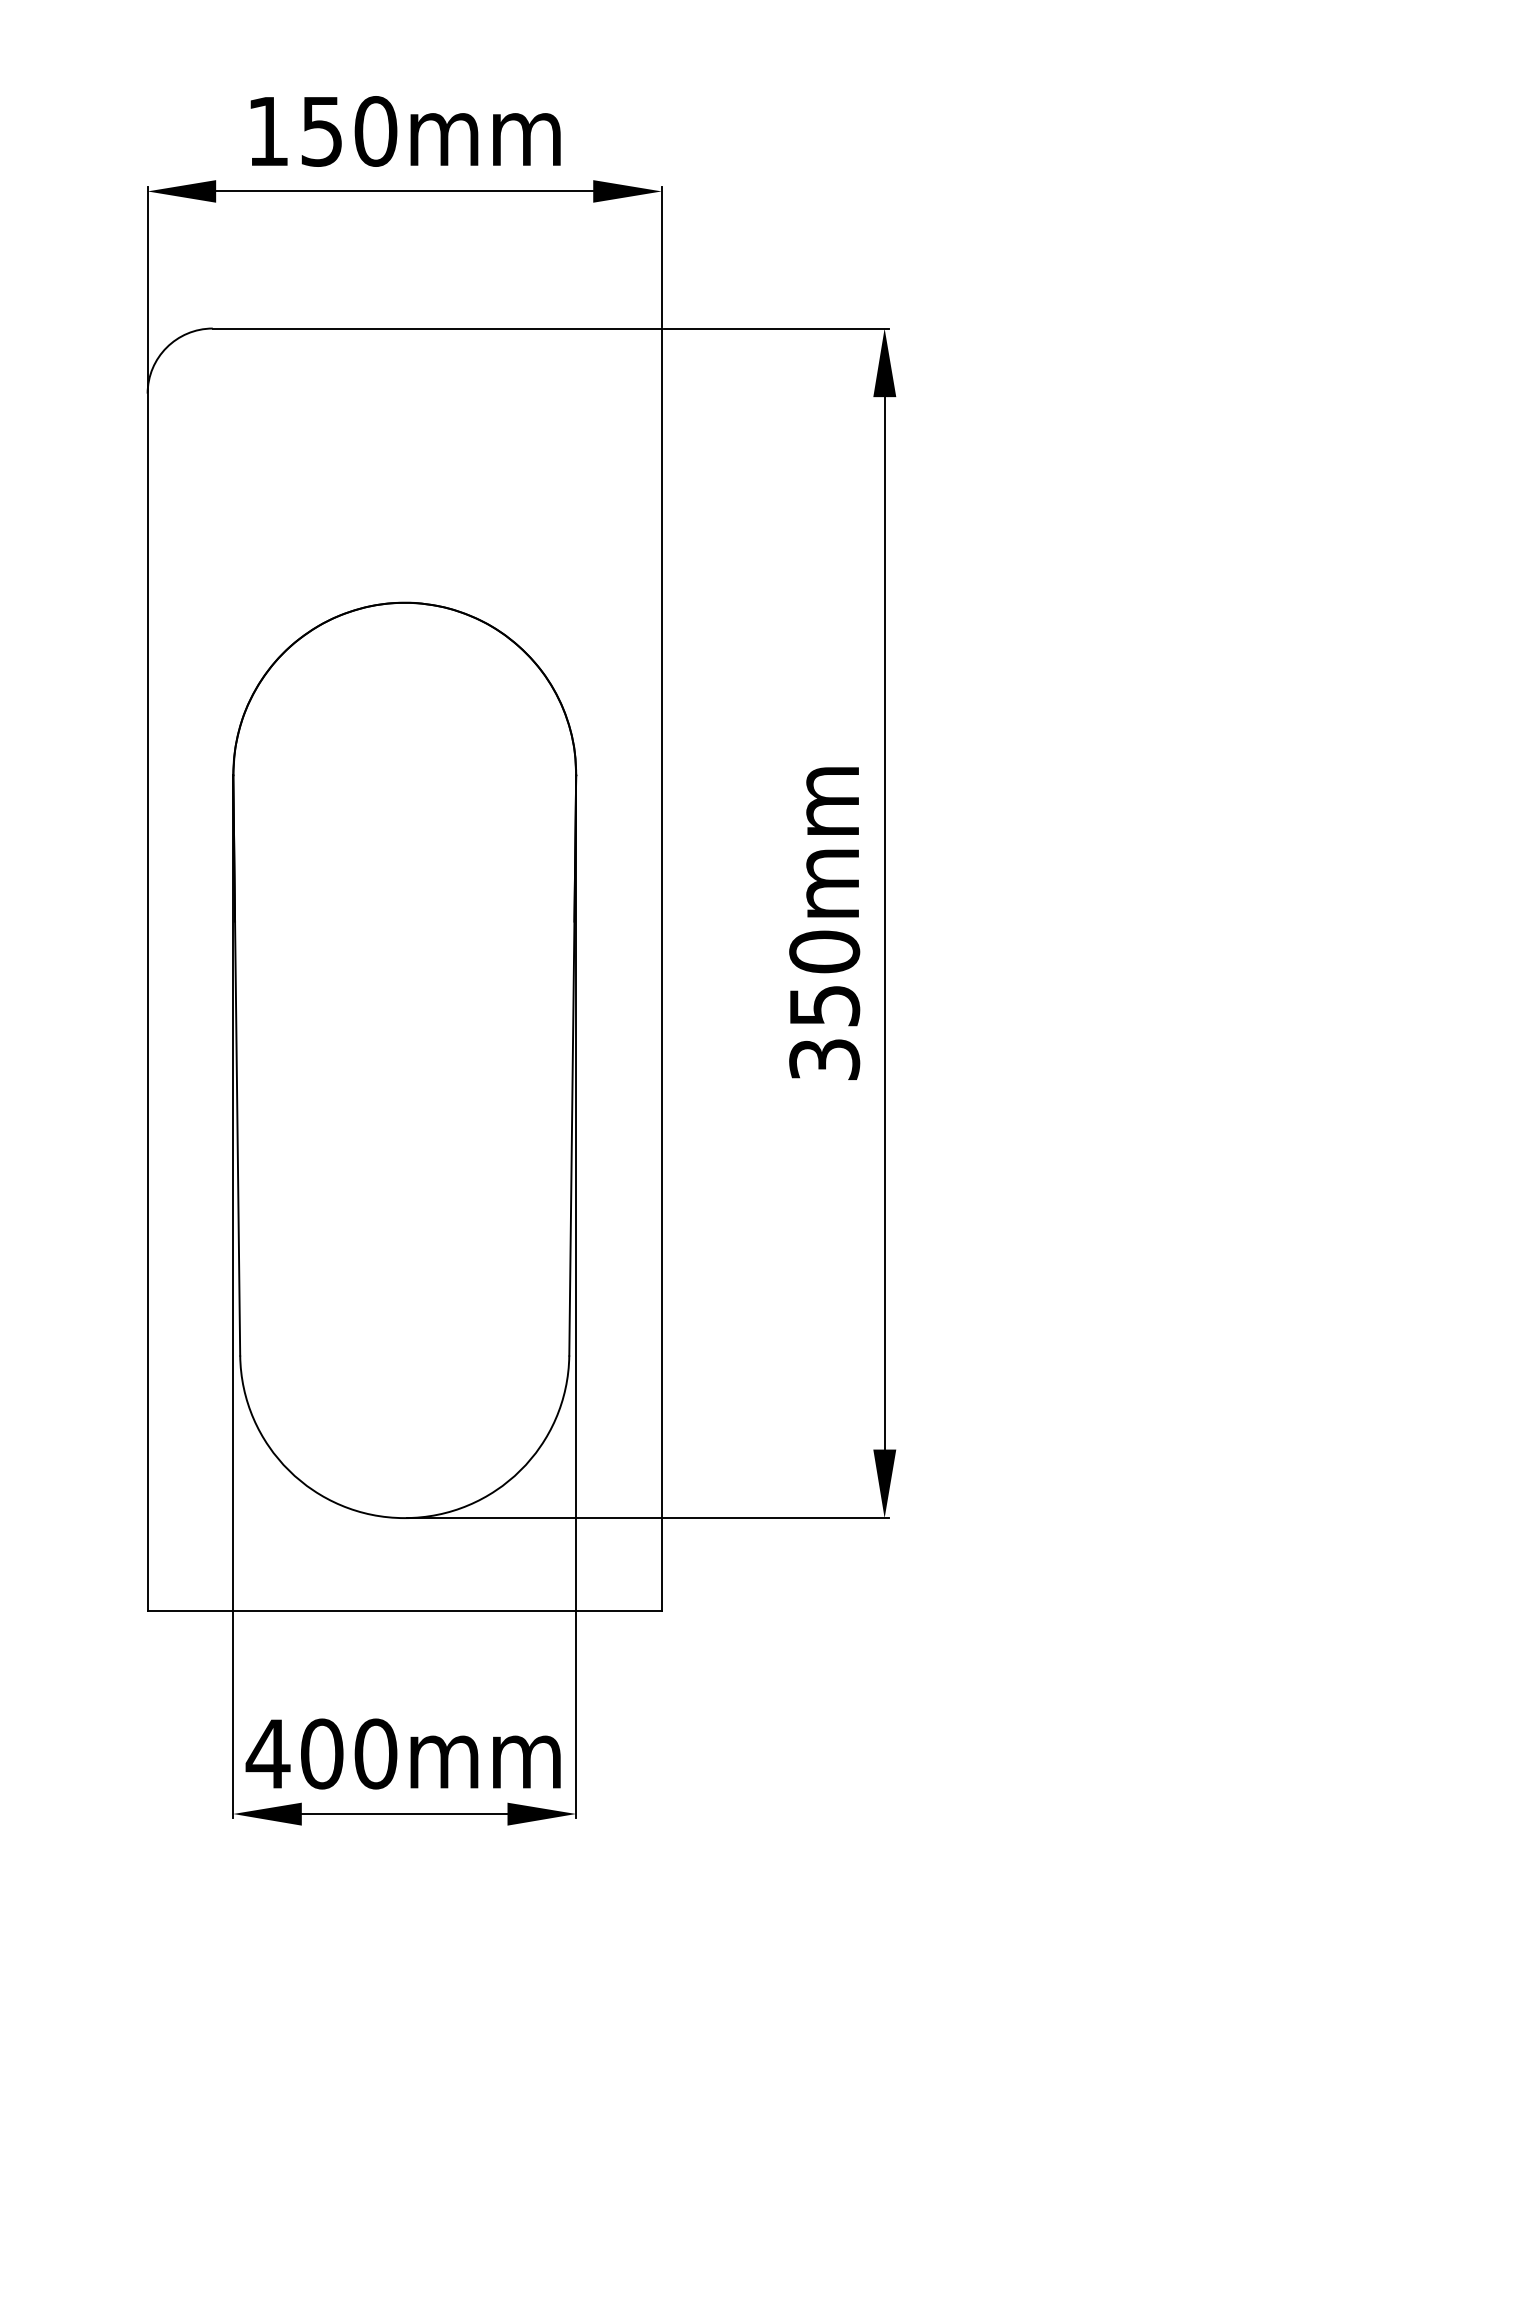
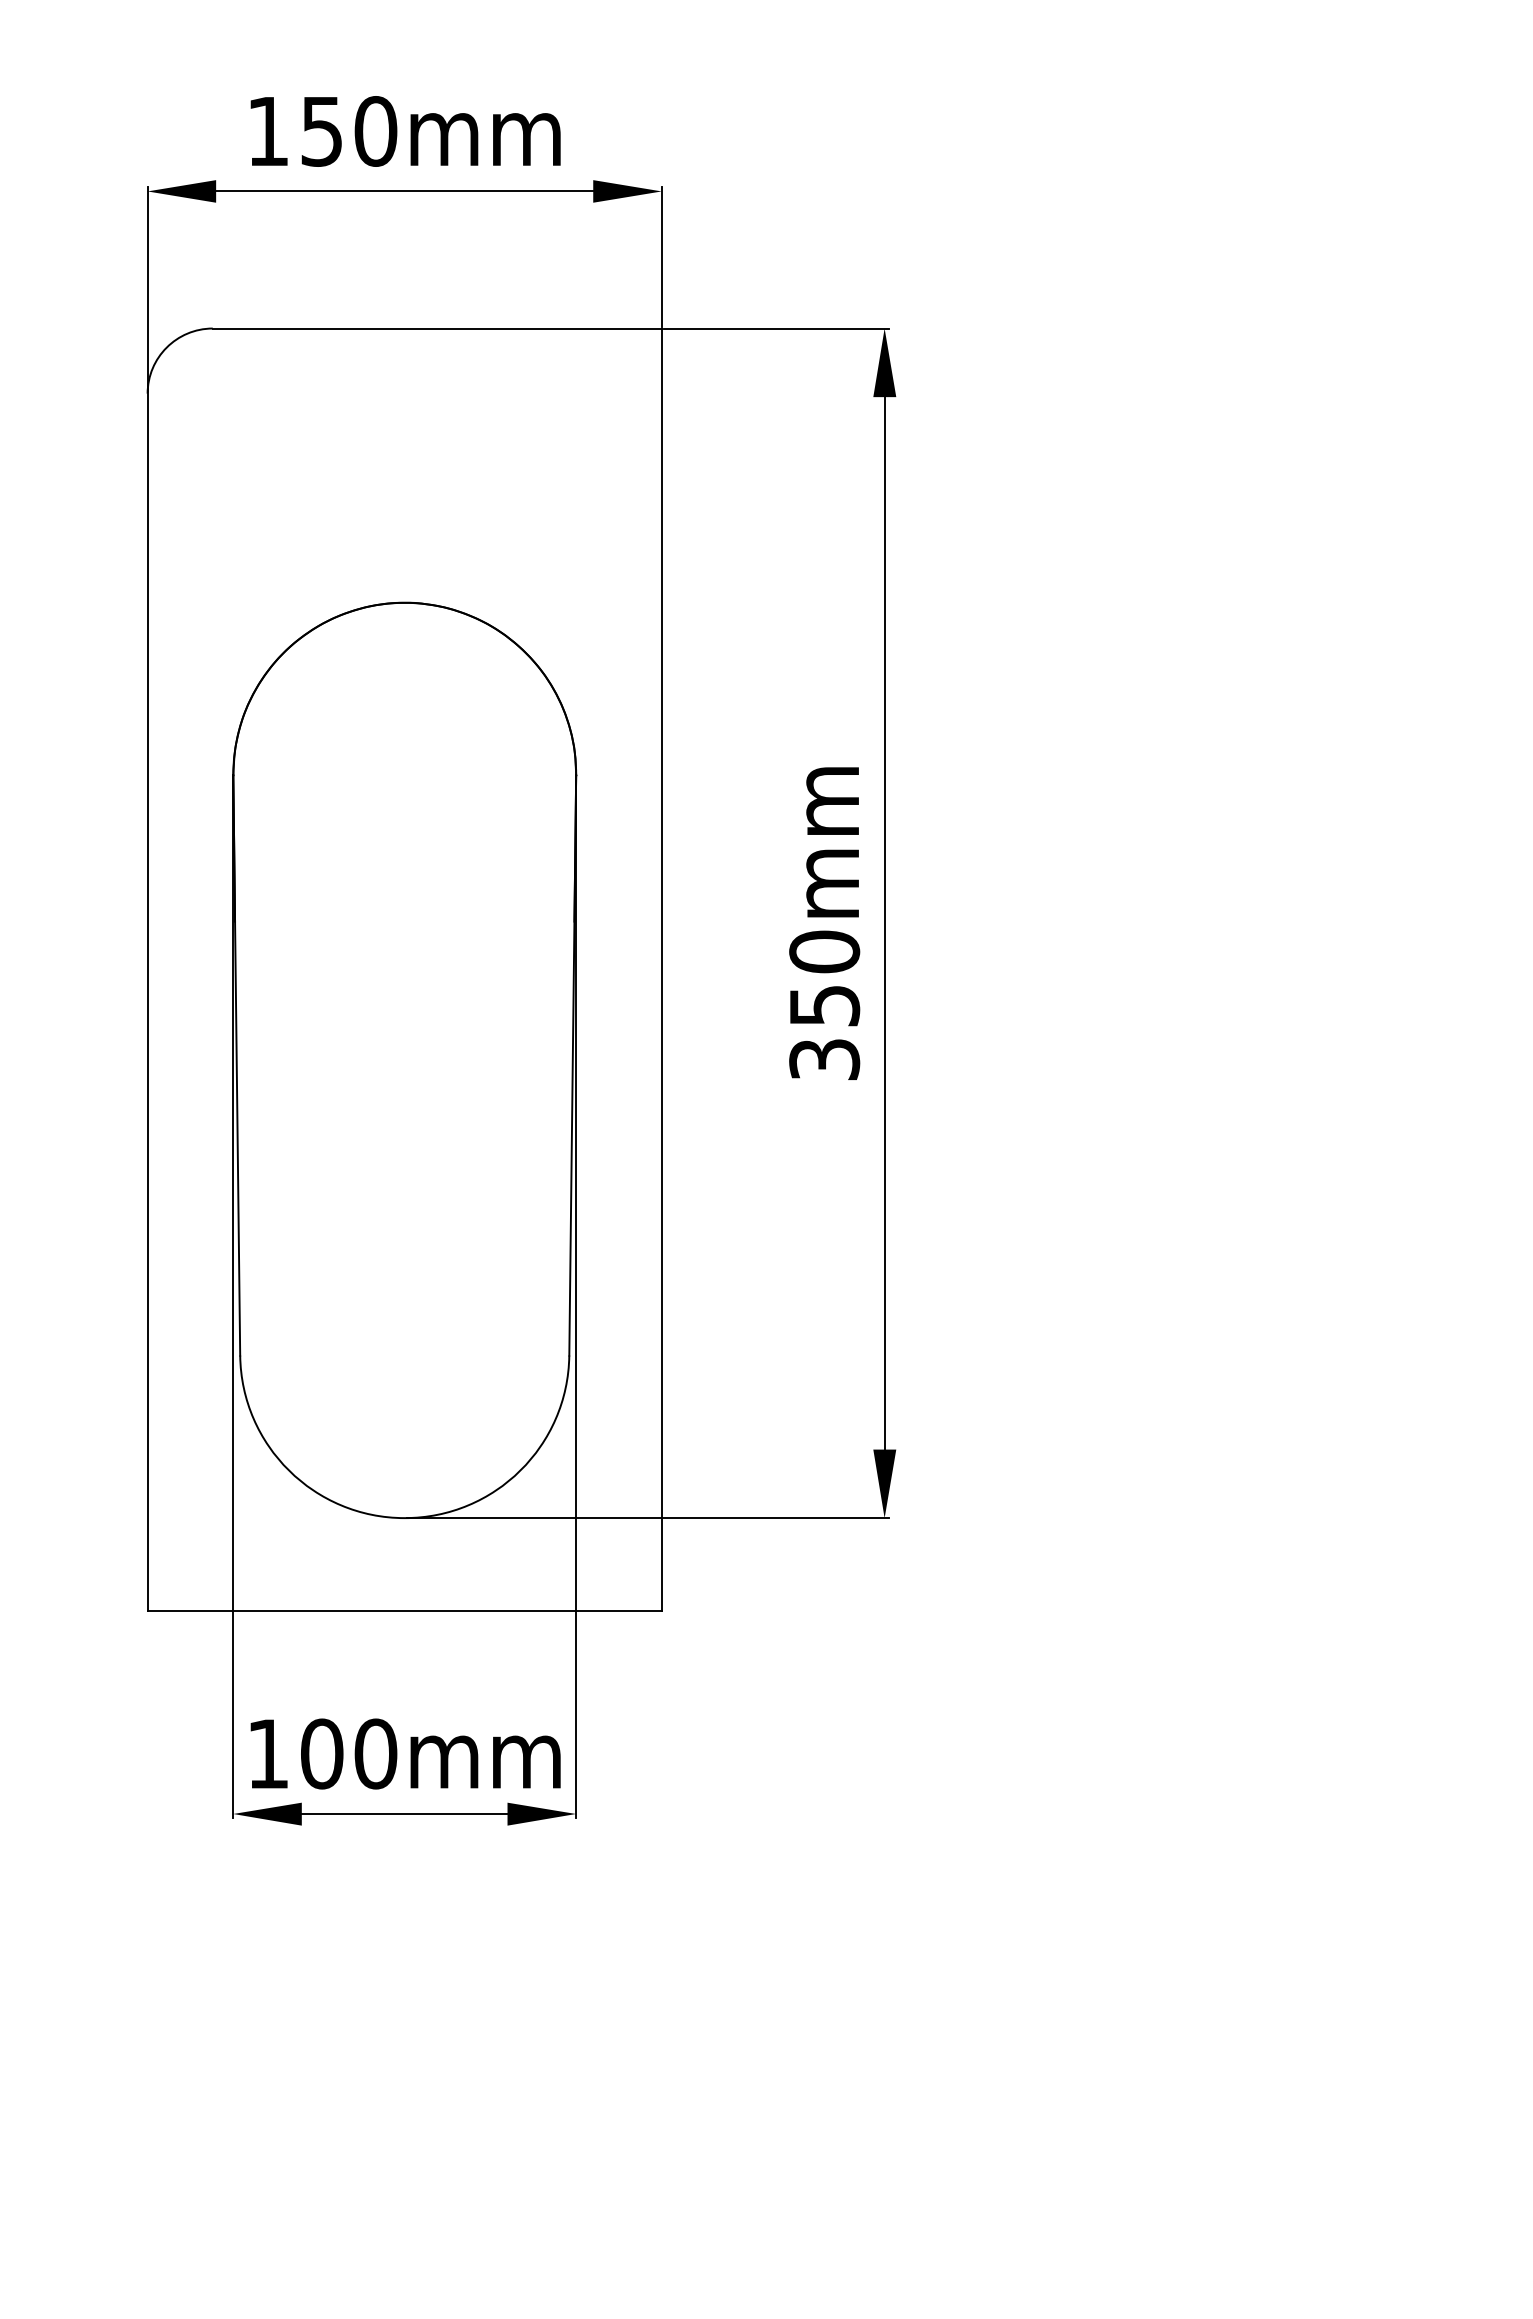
text: 400mm -> 100mm (267, 1753)
